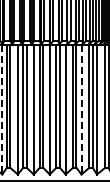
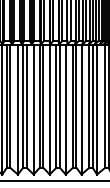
line: dashed -> solid (2, 109)
line: dashed -> solid (81, 109)
